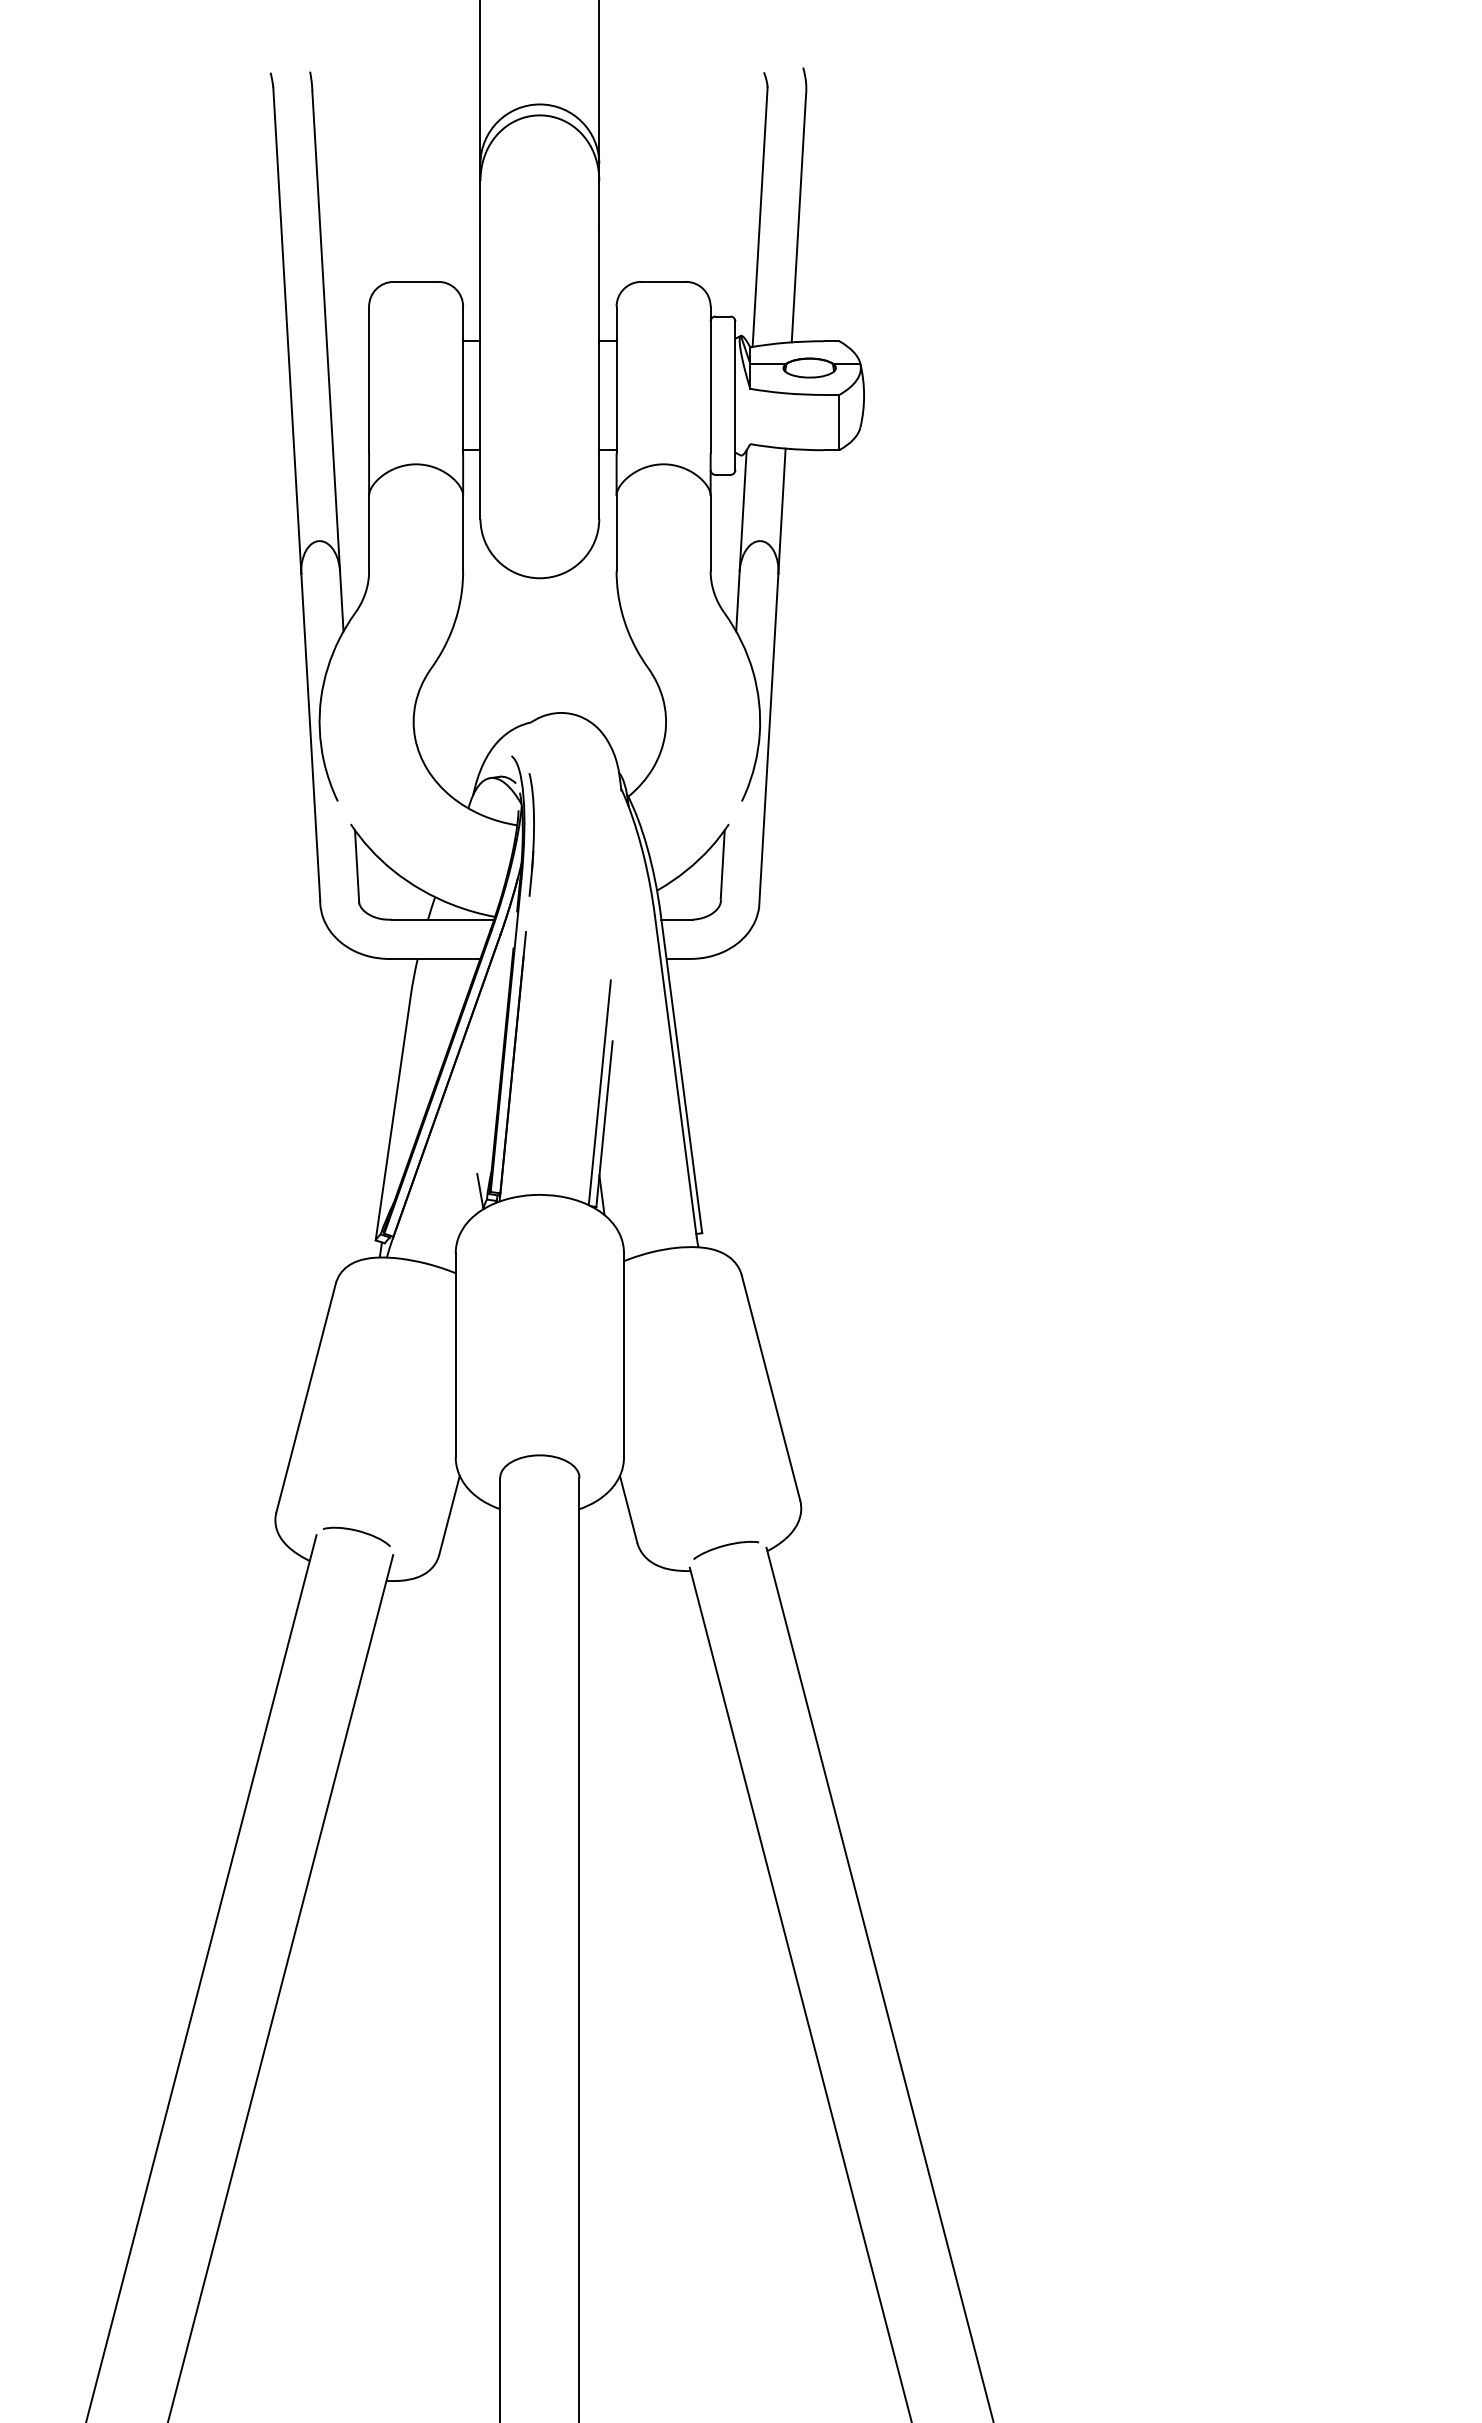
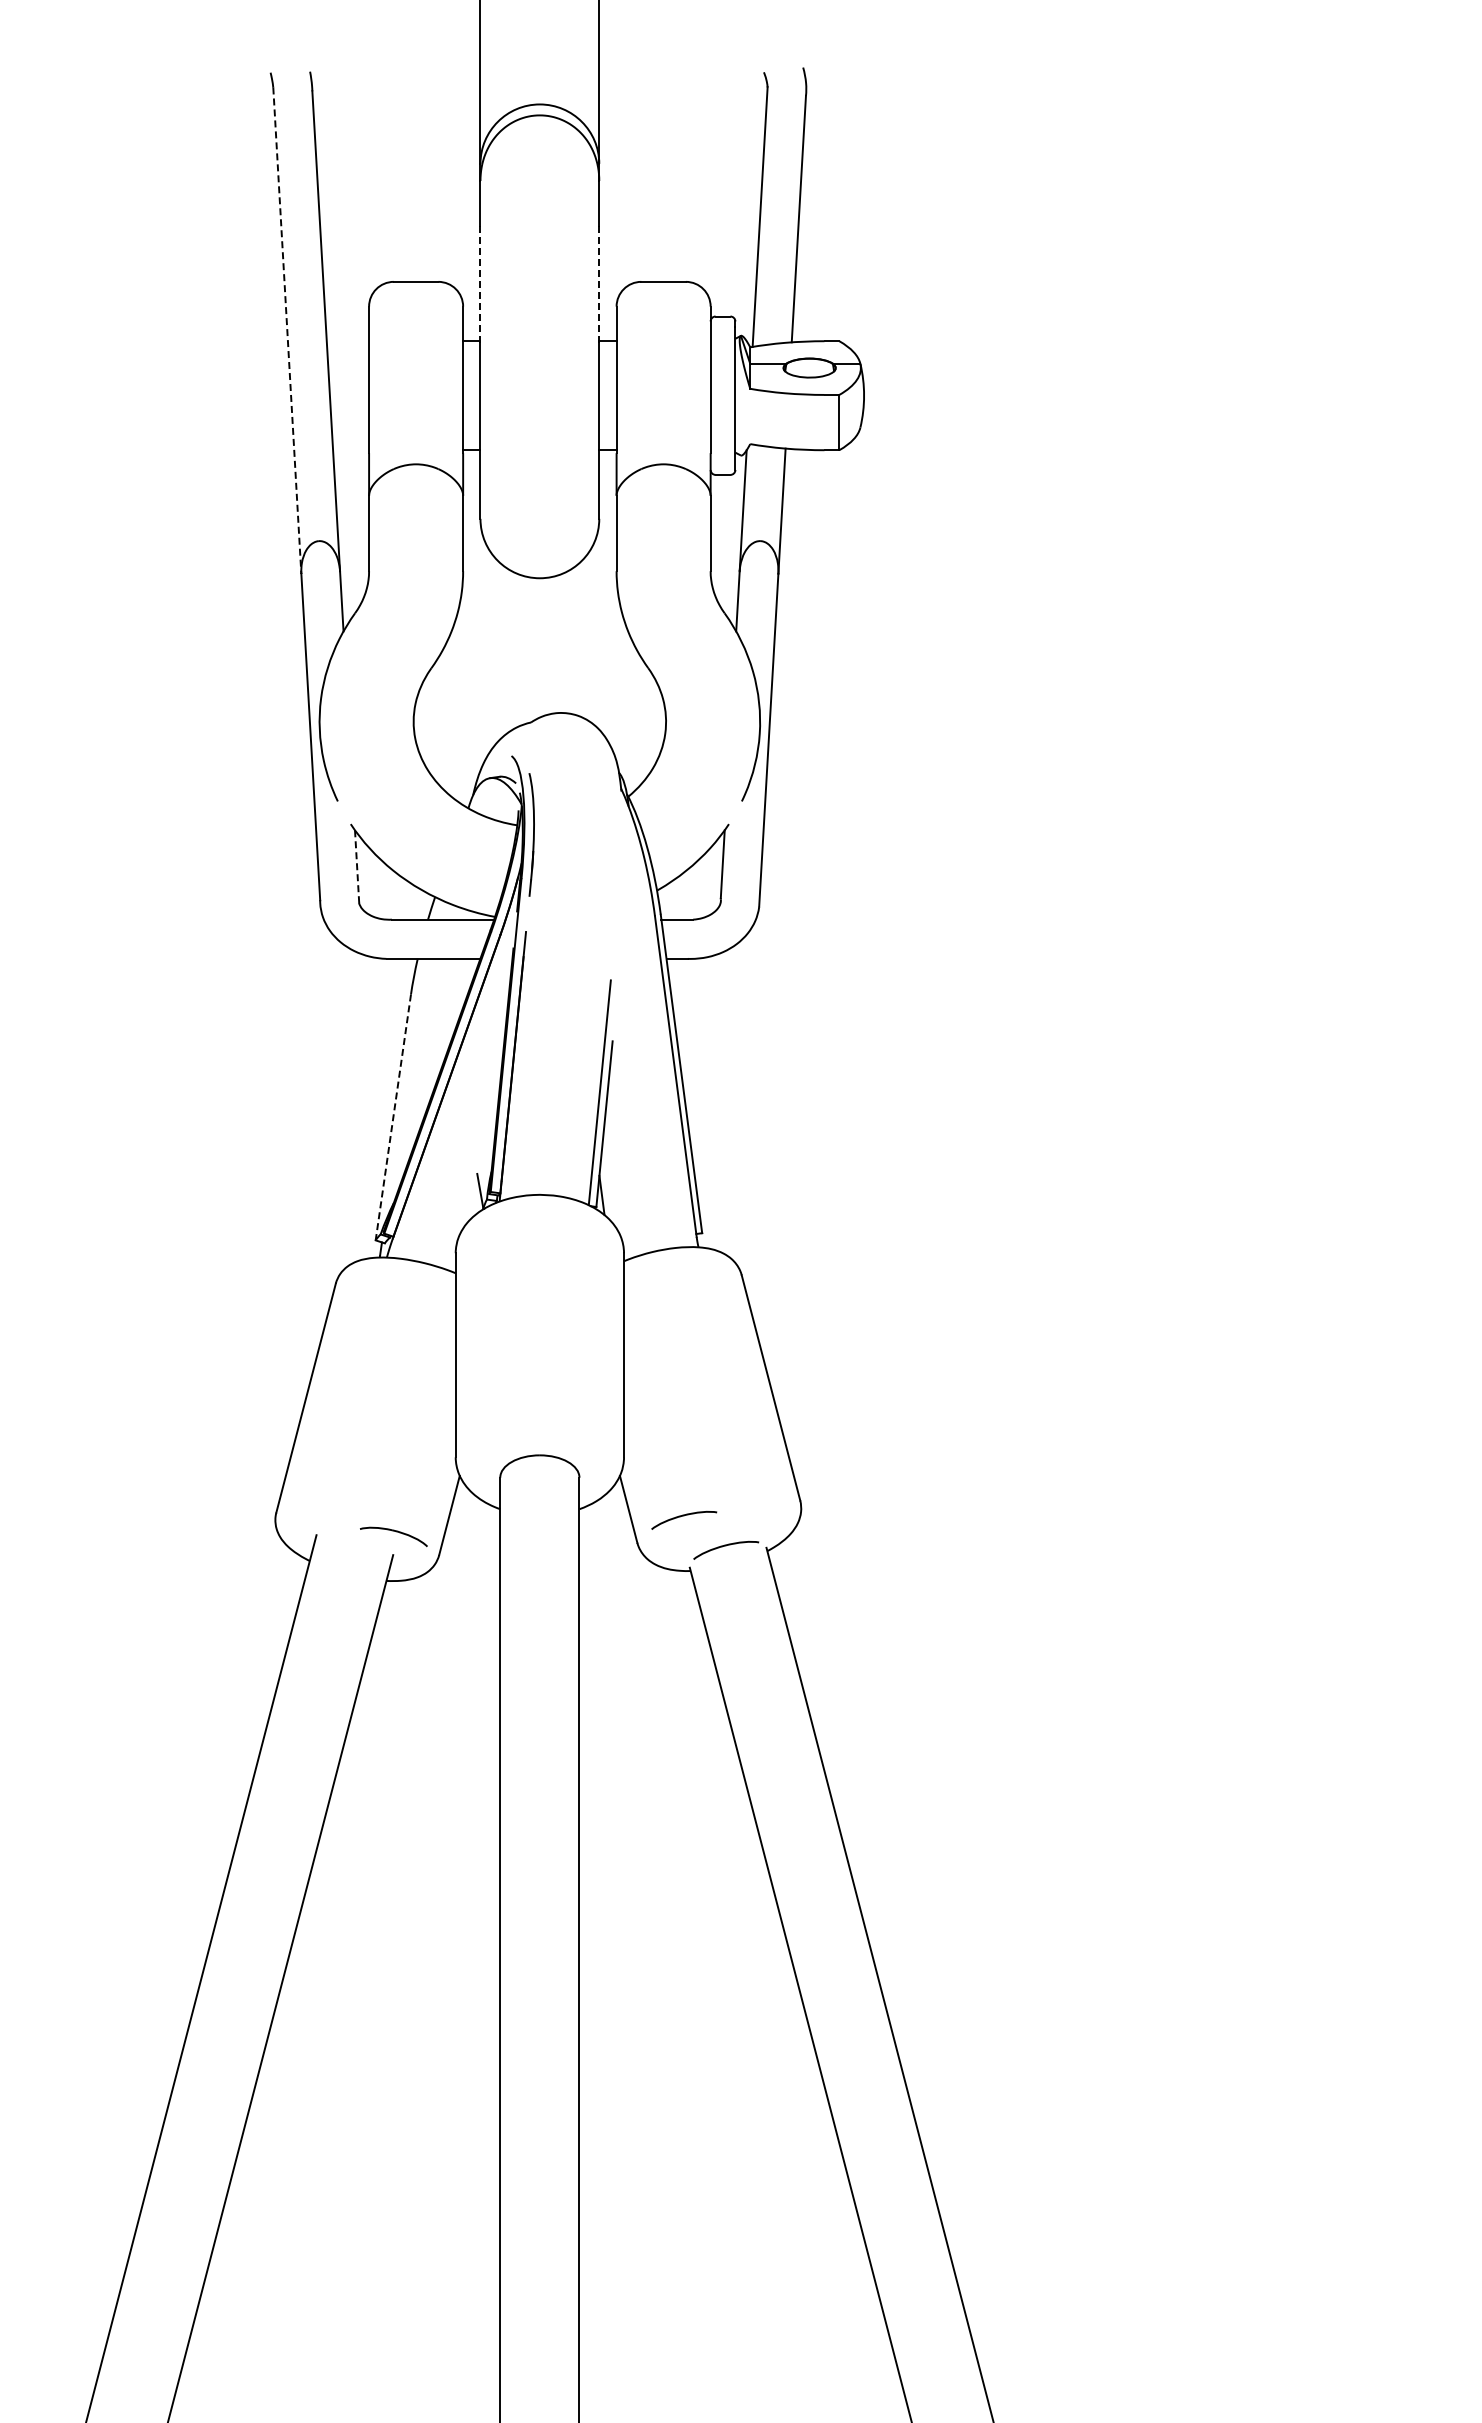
line: solid -> dashed (480, 284)
line: solid -> dashed (599, 284)
line: solid -> dashed (287, 330)
line: solid -> dashed (357, 866)
line: solid -> dashed (393, 1117)
curve: none -> present (684, 1516)
part position: (356, 1536) -> (393, 1536) (393, 1536)
